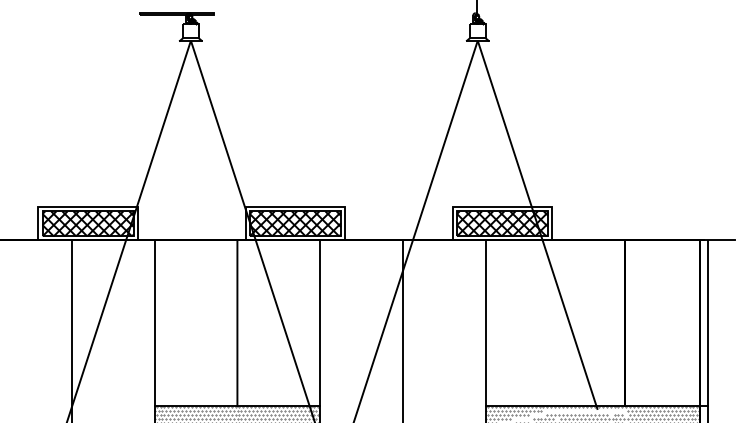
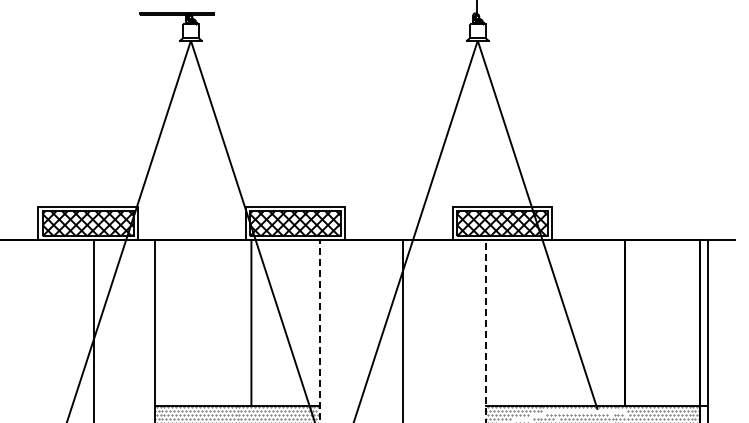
line position: (237, 323) -> (251, 323) (251, 323)
line position: (71, 329) -> (93, 329) (93, 329)
line: solid -> dashed (320, 331)
line: solid -> dashed (486, 331)
